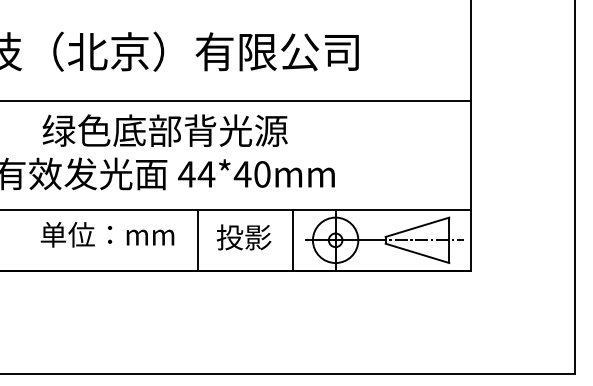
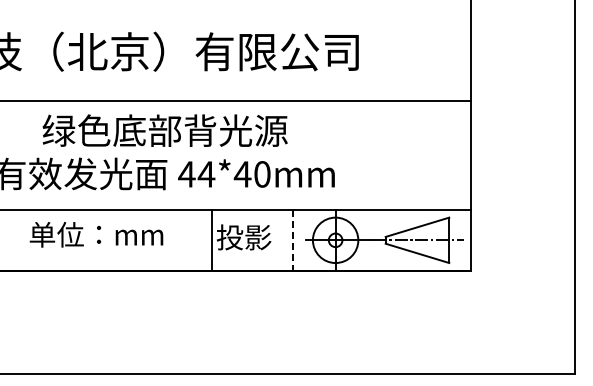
text position: (107, 234) -> (96, 234) (96, 234)
line position: (198, 240) -> (212, 240) (212, 240)
line: solid -> dashed (293, 240)
